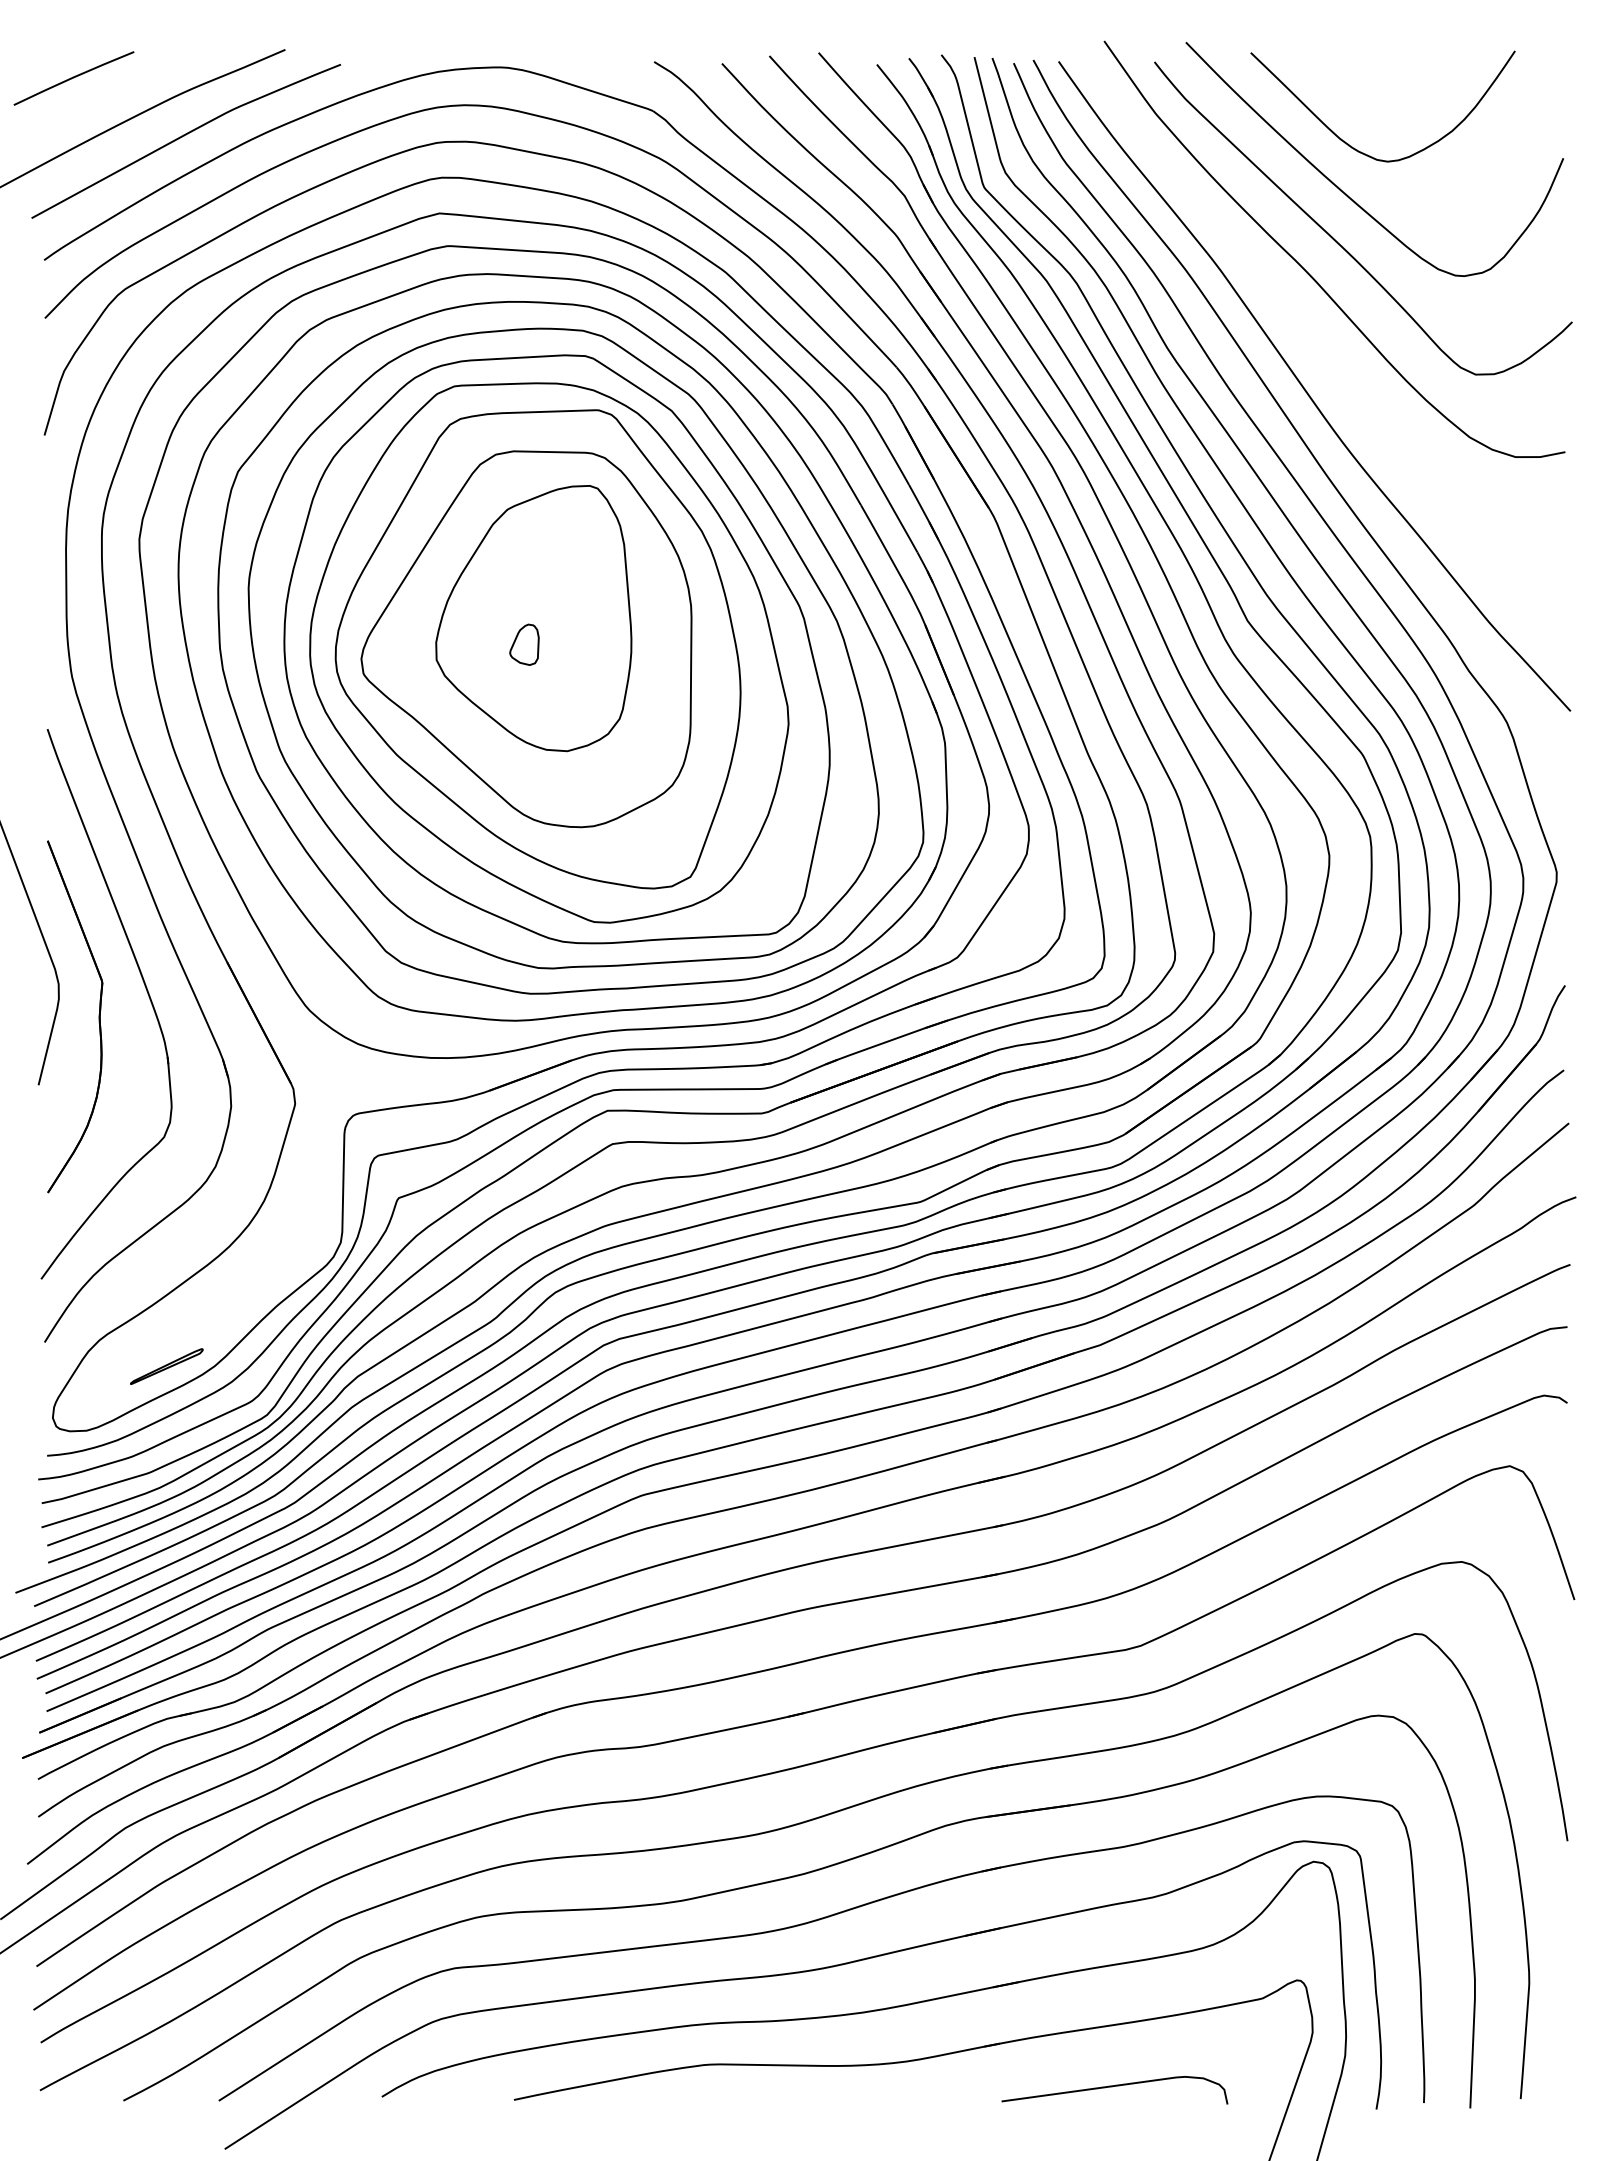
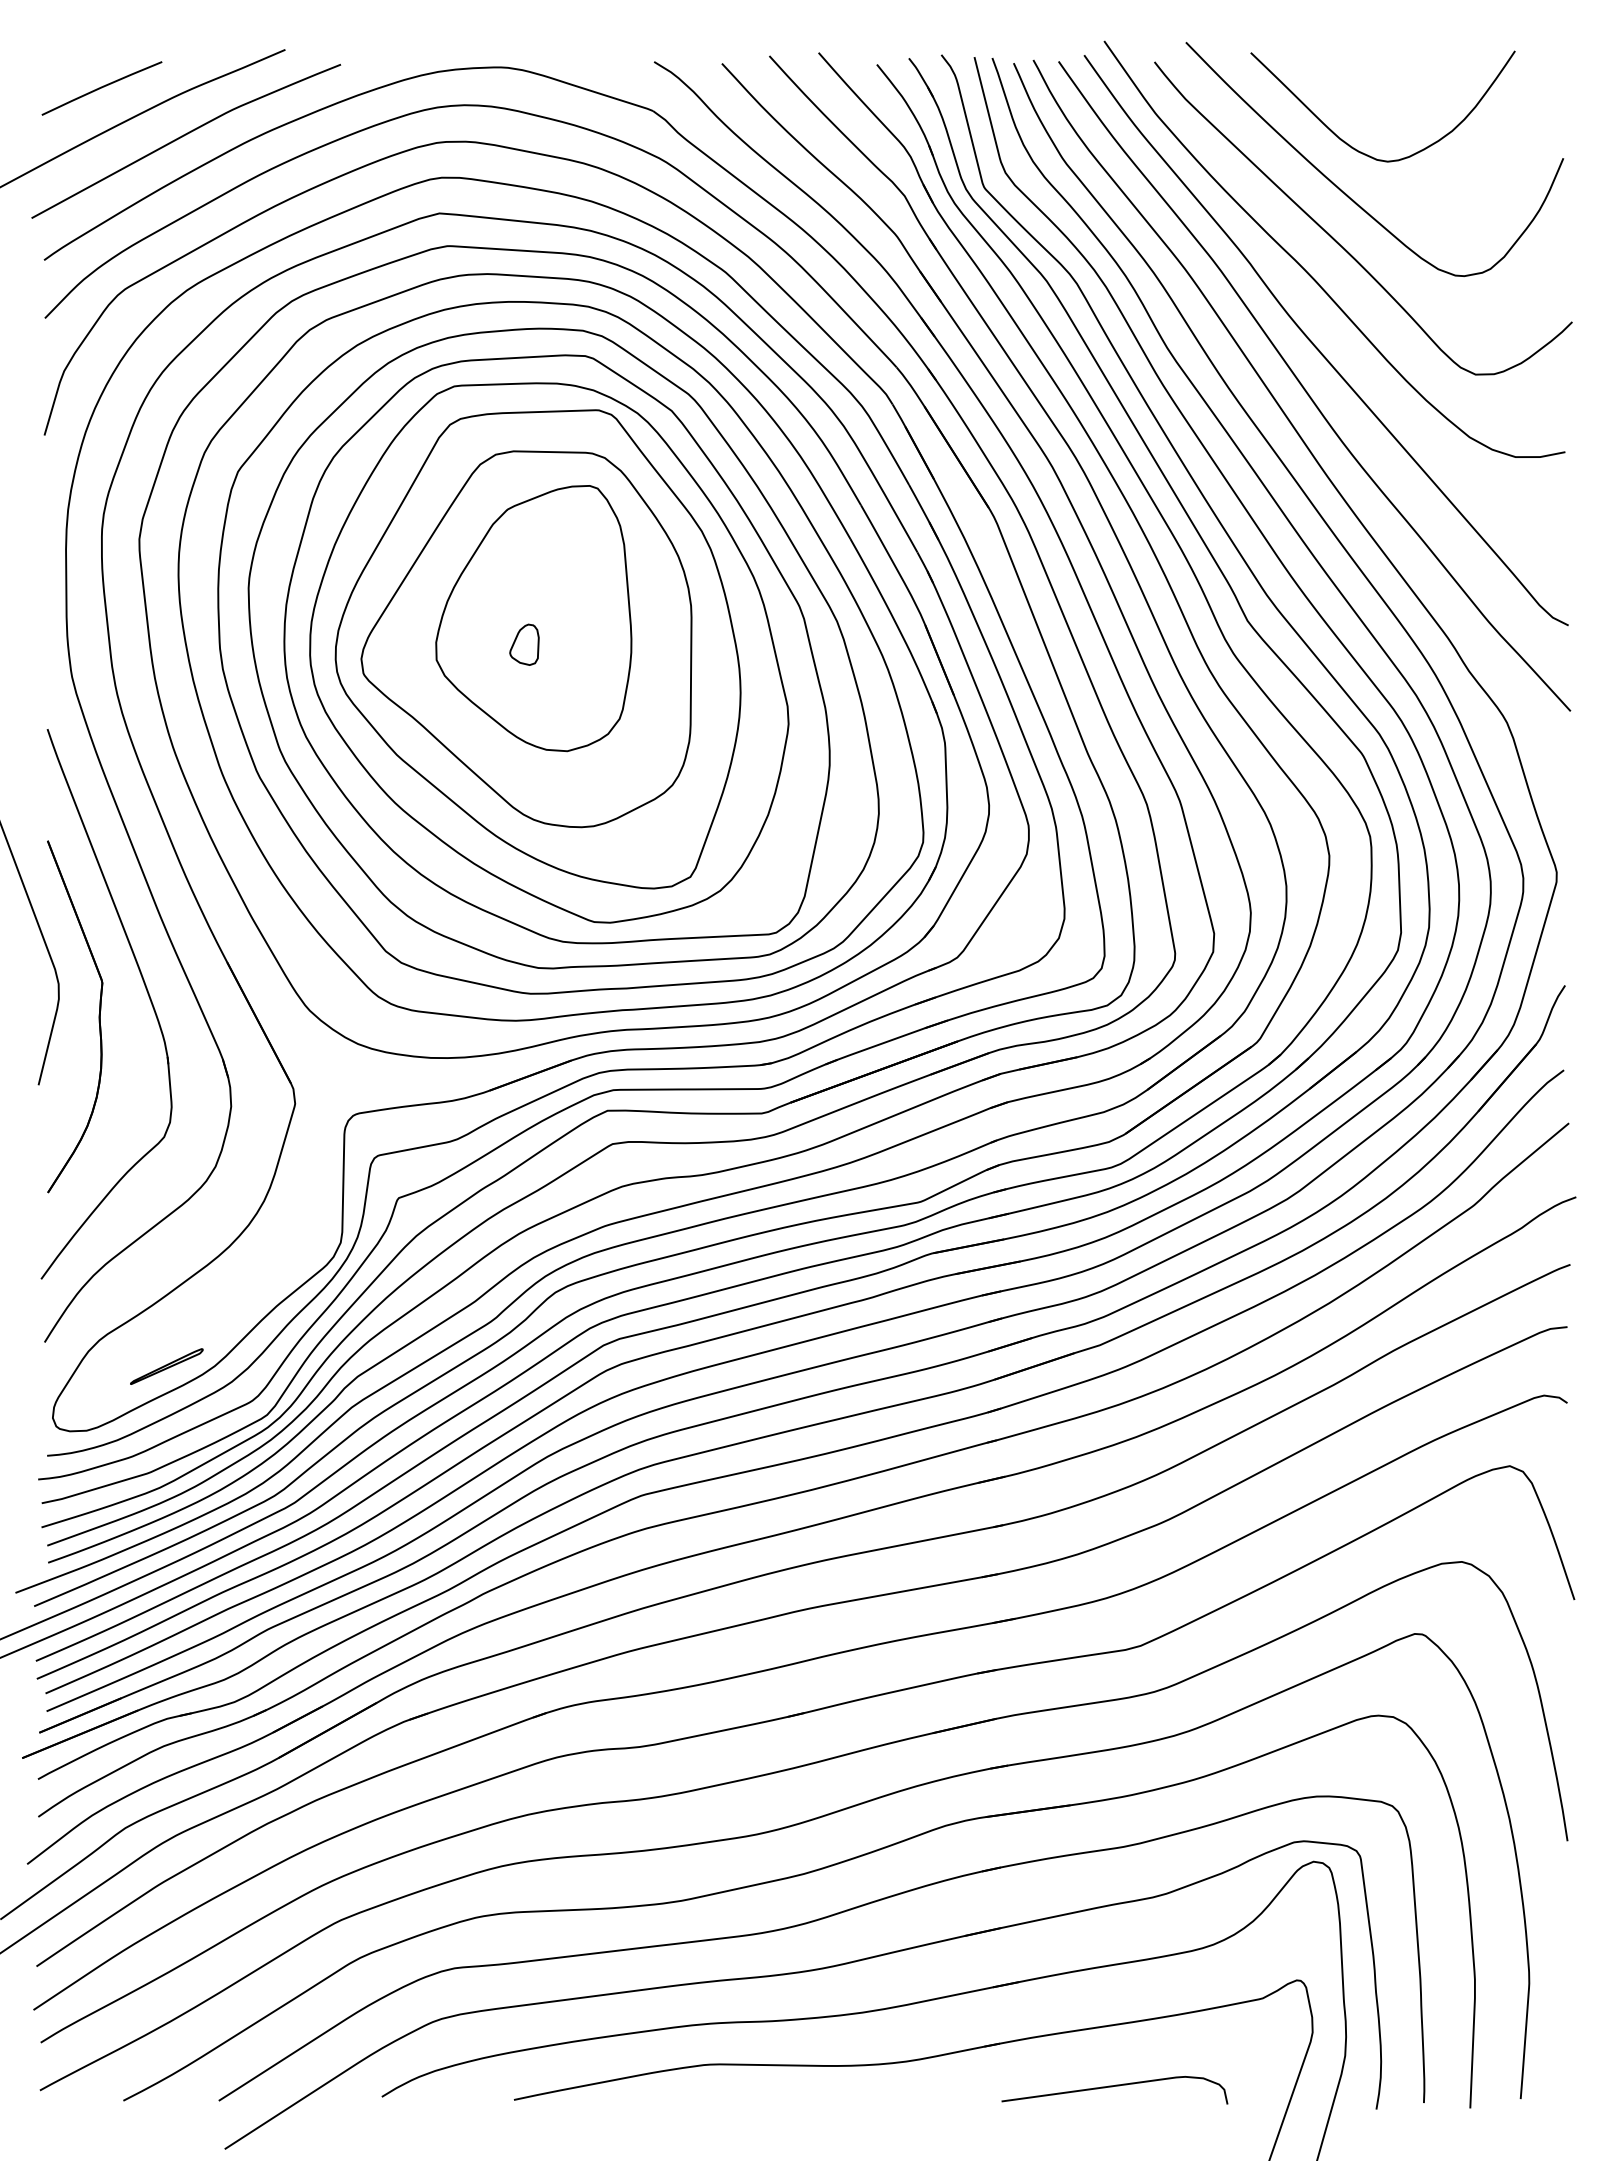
line position: (73, 78) -> (101, 88) (101, 88)
curve: none -> present (1317, 347)
